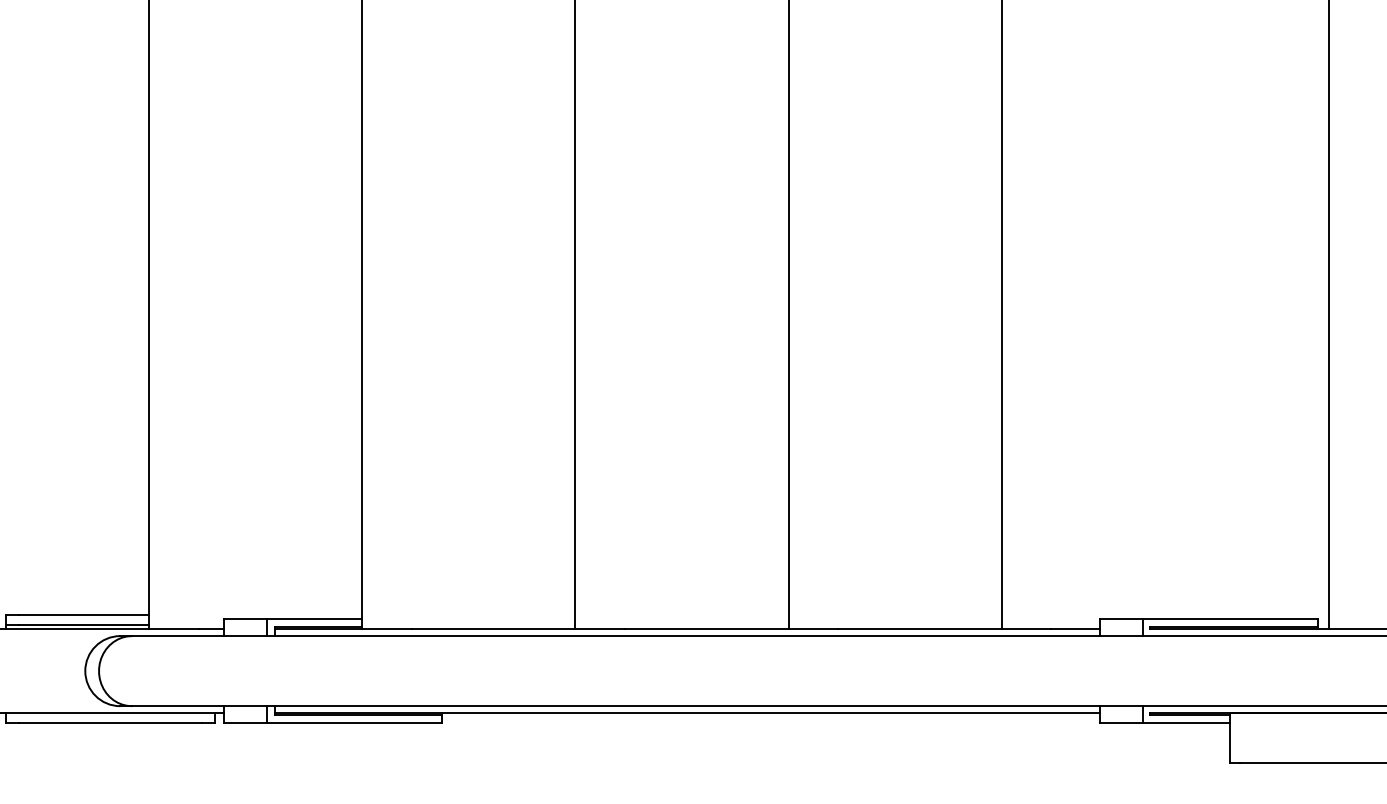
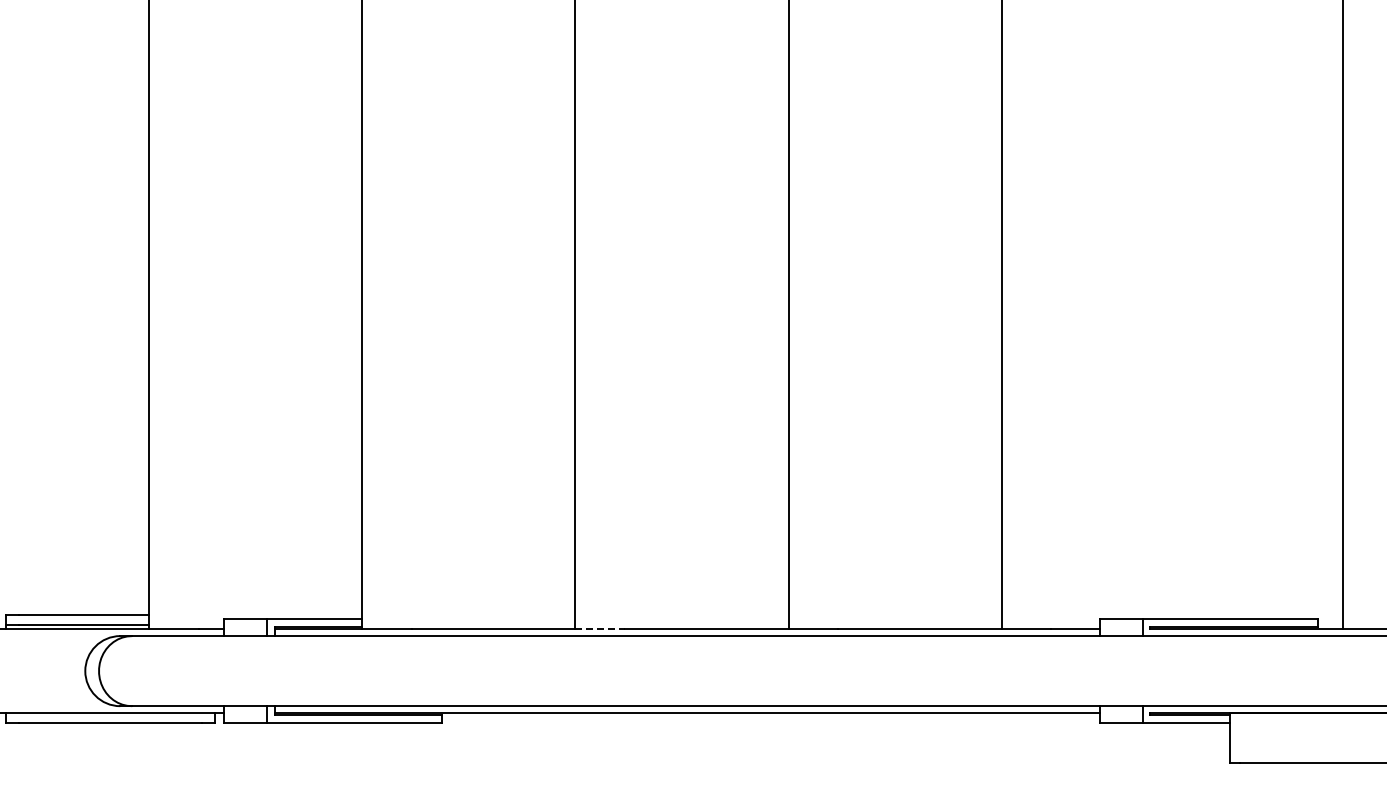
line position: (1329, 315) -> (1343, 315) (1343, 315)
line: solid -> dashed (600, 629)
